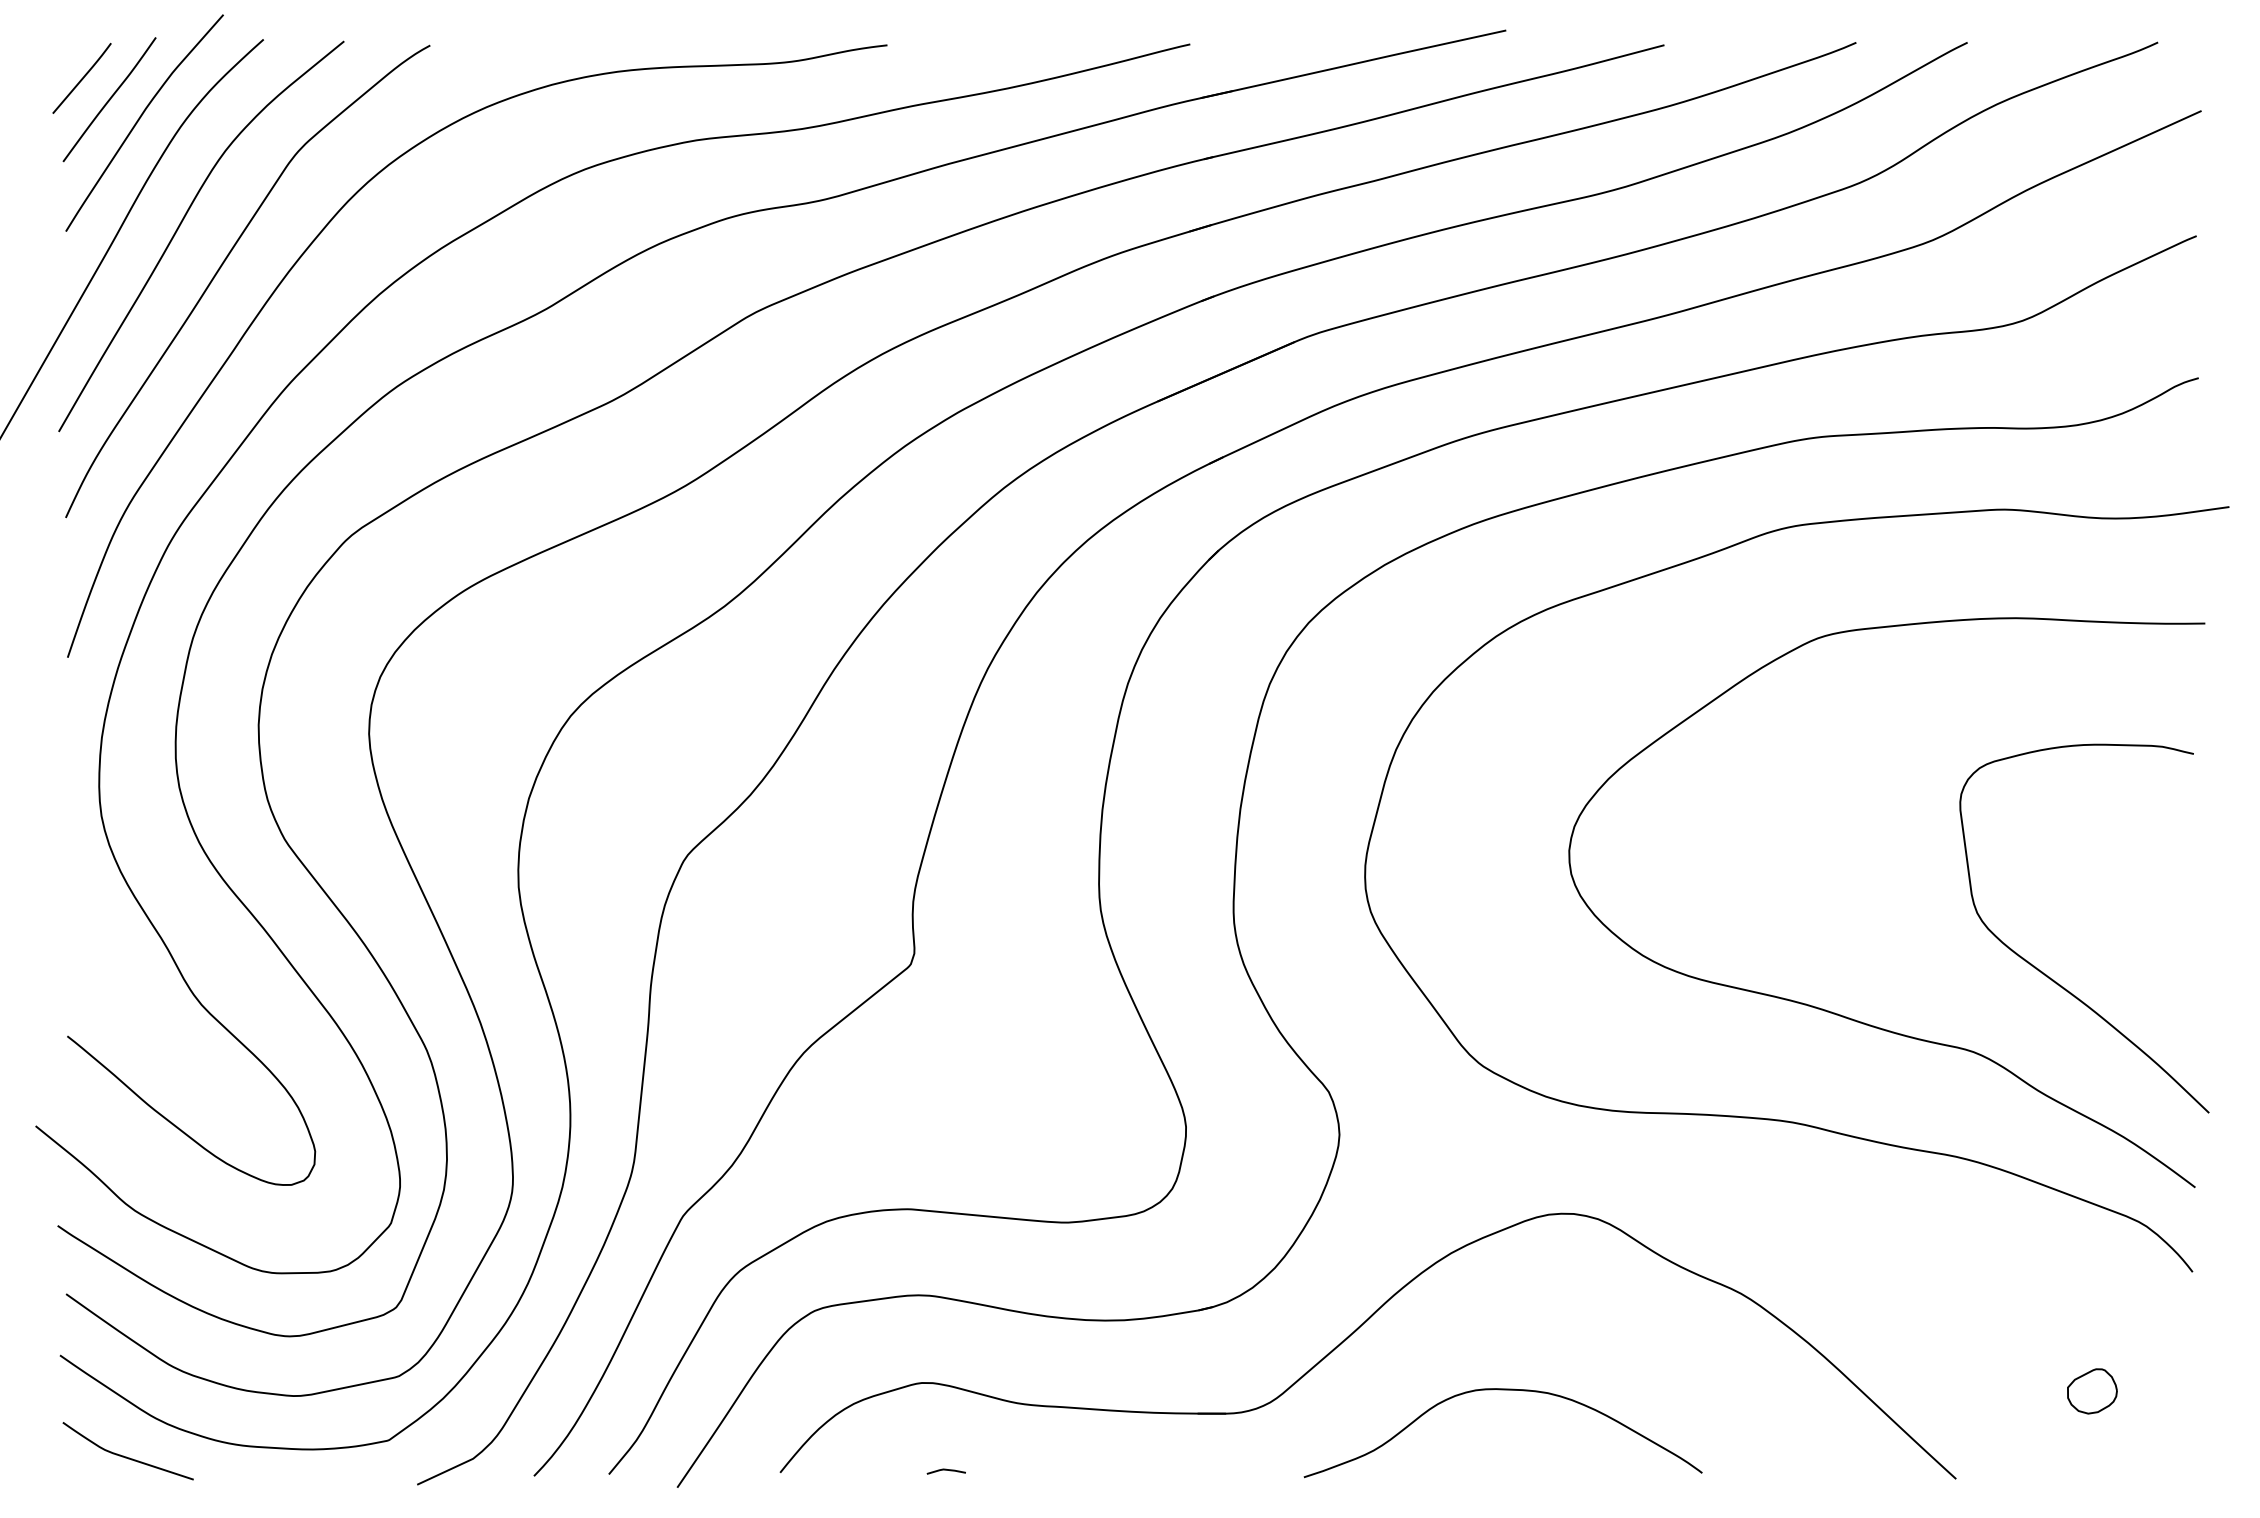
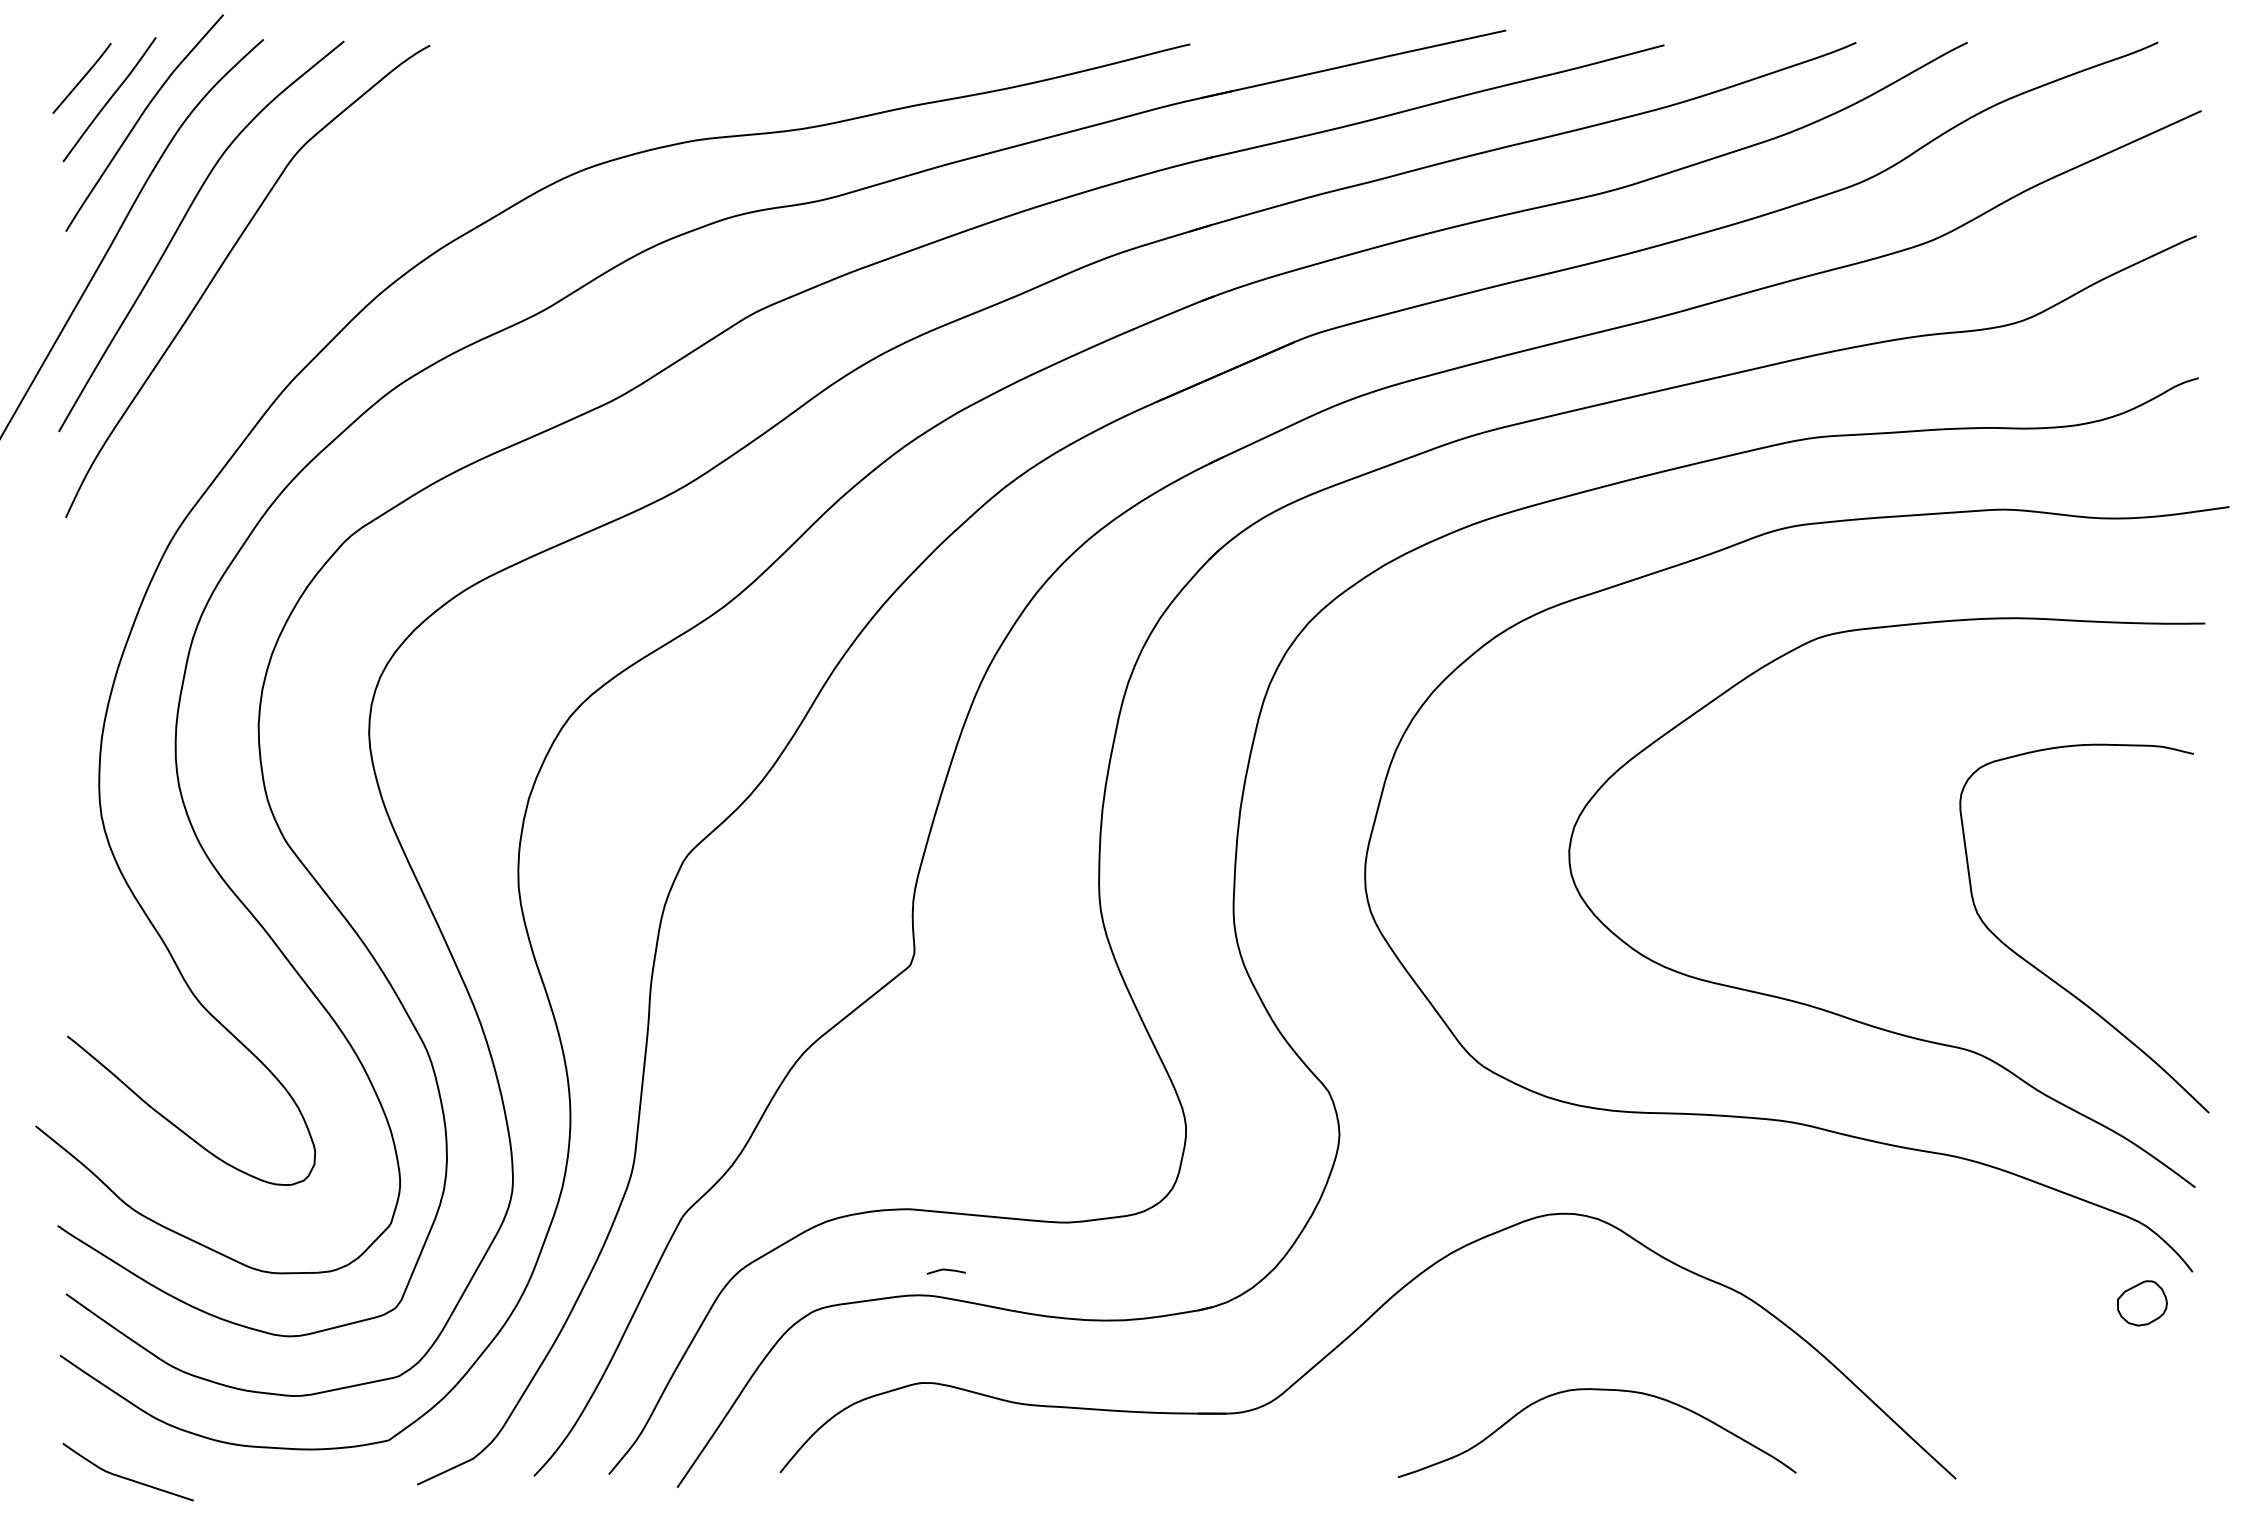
curve: present -> none (332, 220)
curve position: (1502, 1390) -> (1596, 1390) (1596, 1390)
part position: (2092, 1391) -> (2142, 1303) (2142, 1303)
curve position: (126, 1456) -> (126, 1477) (126, 1477)
line position: (945, 1470) -> (945, 1270) (945, 1270)
